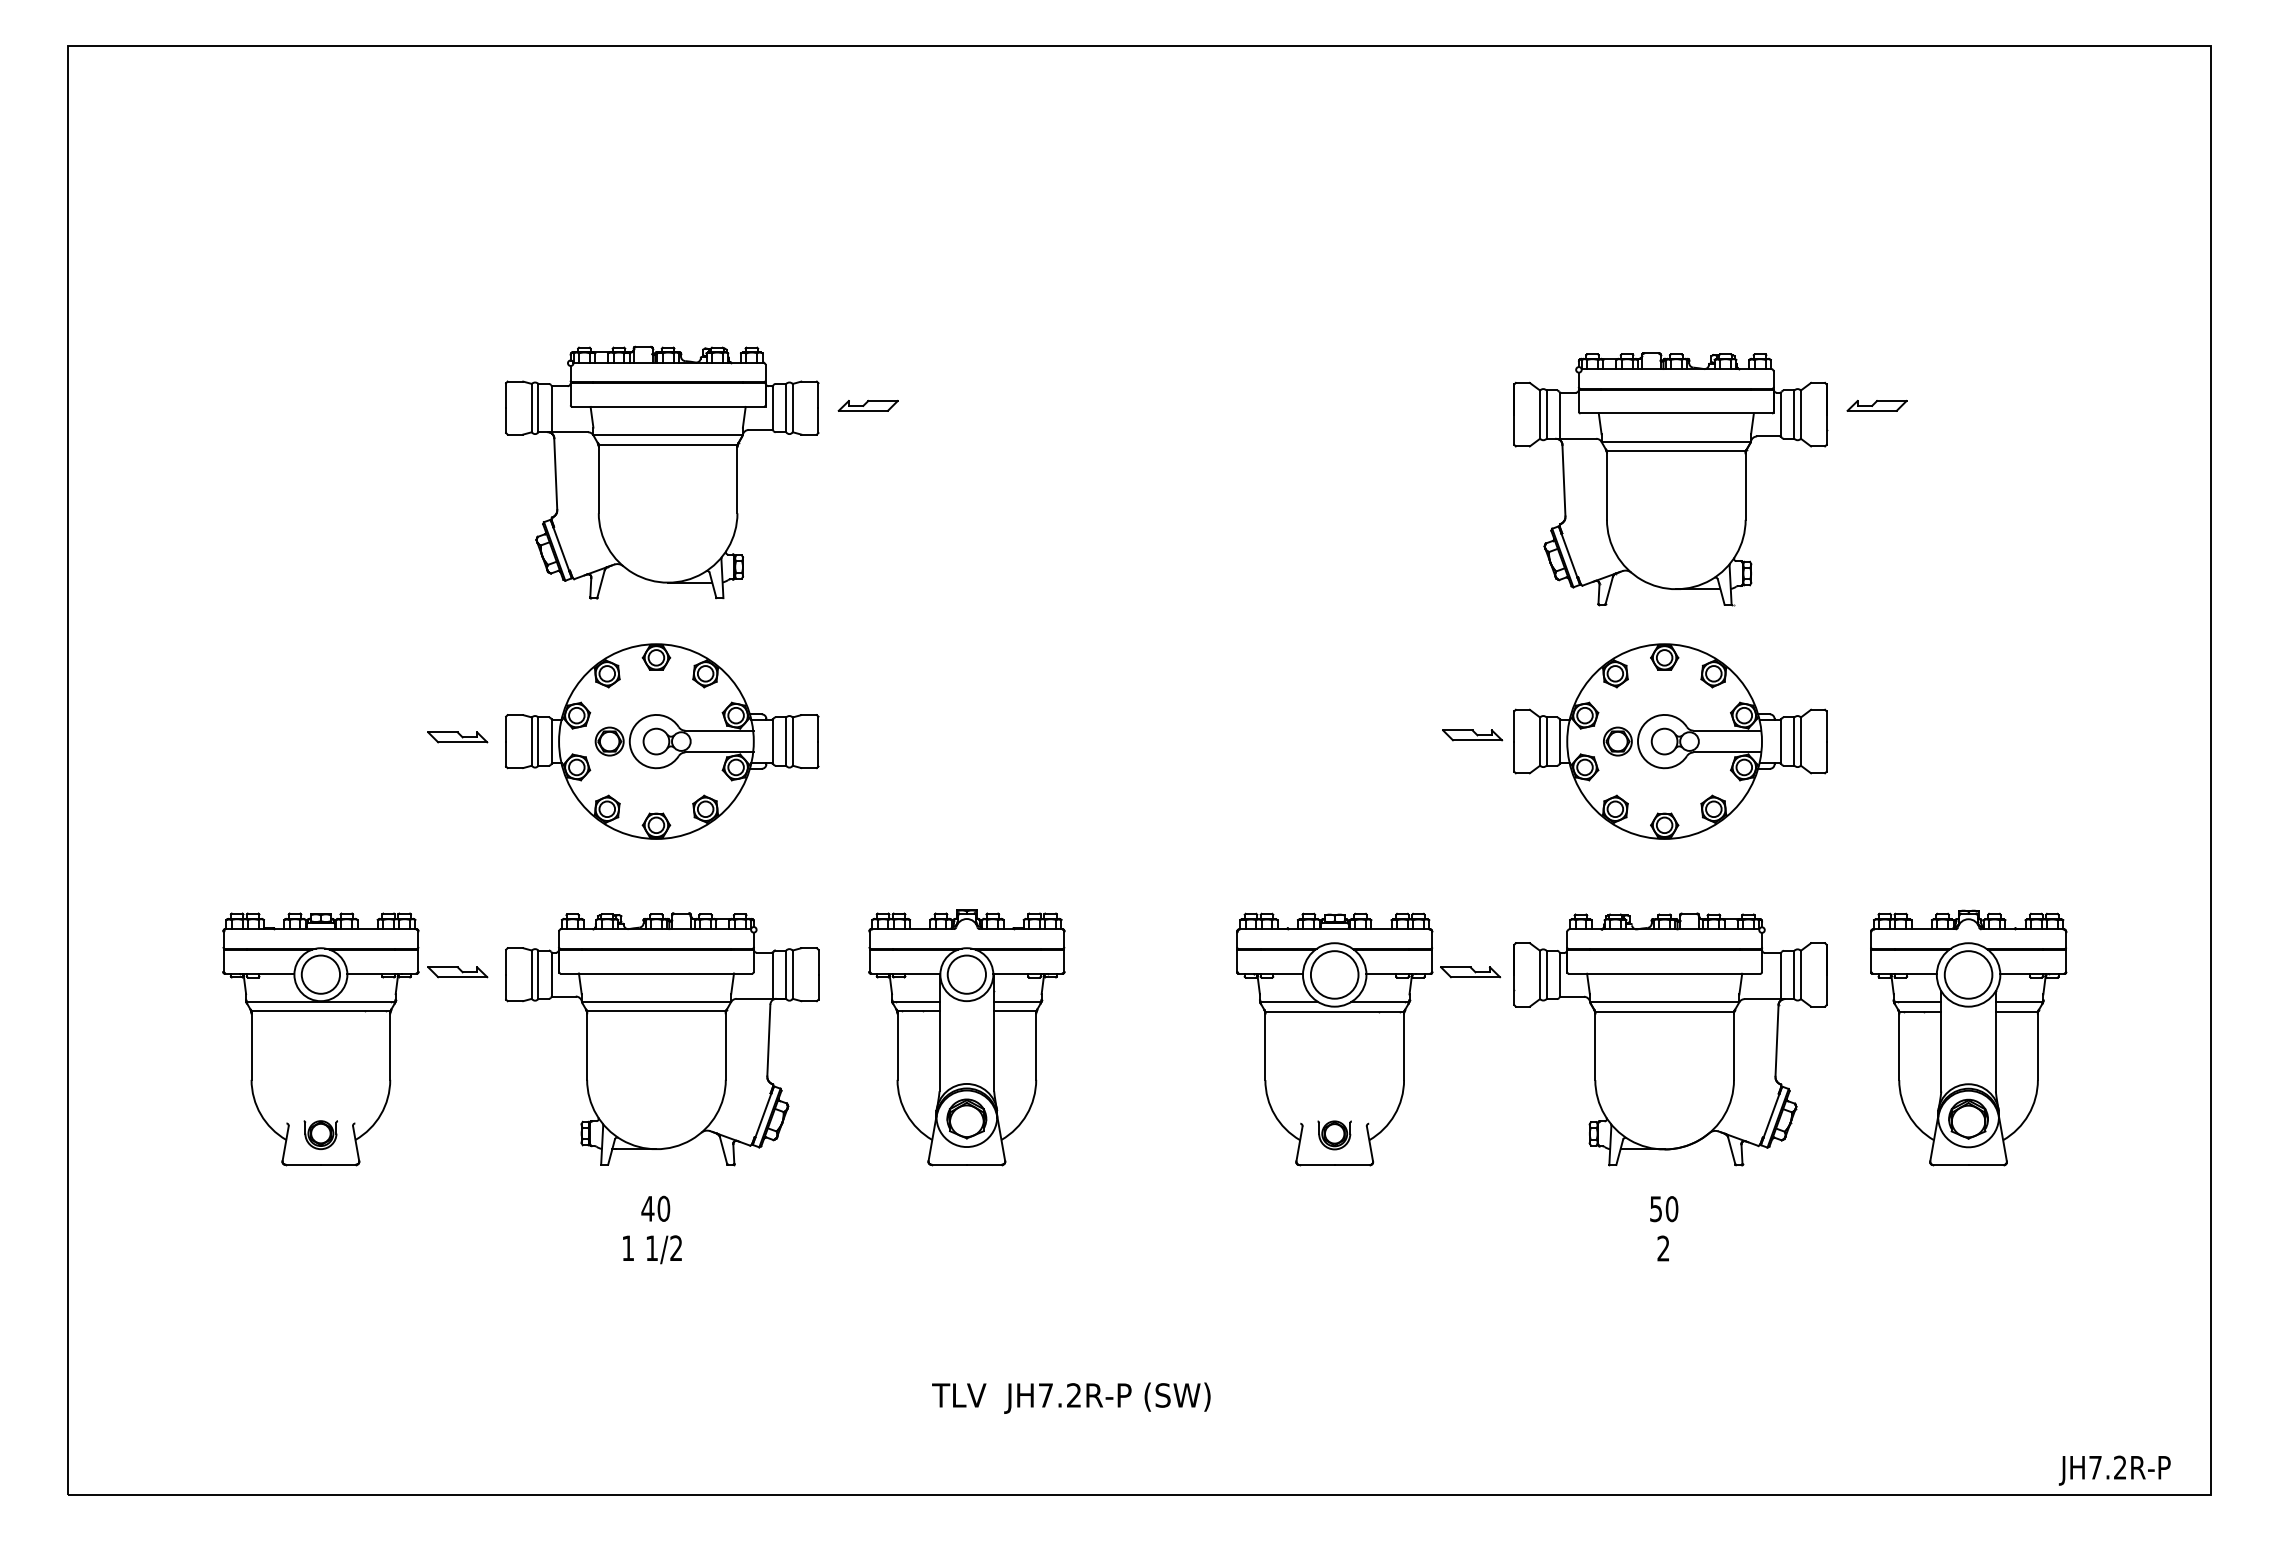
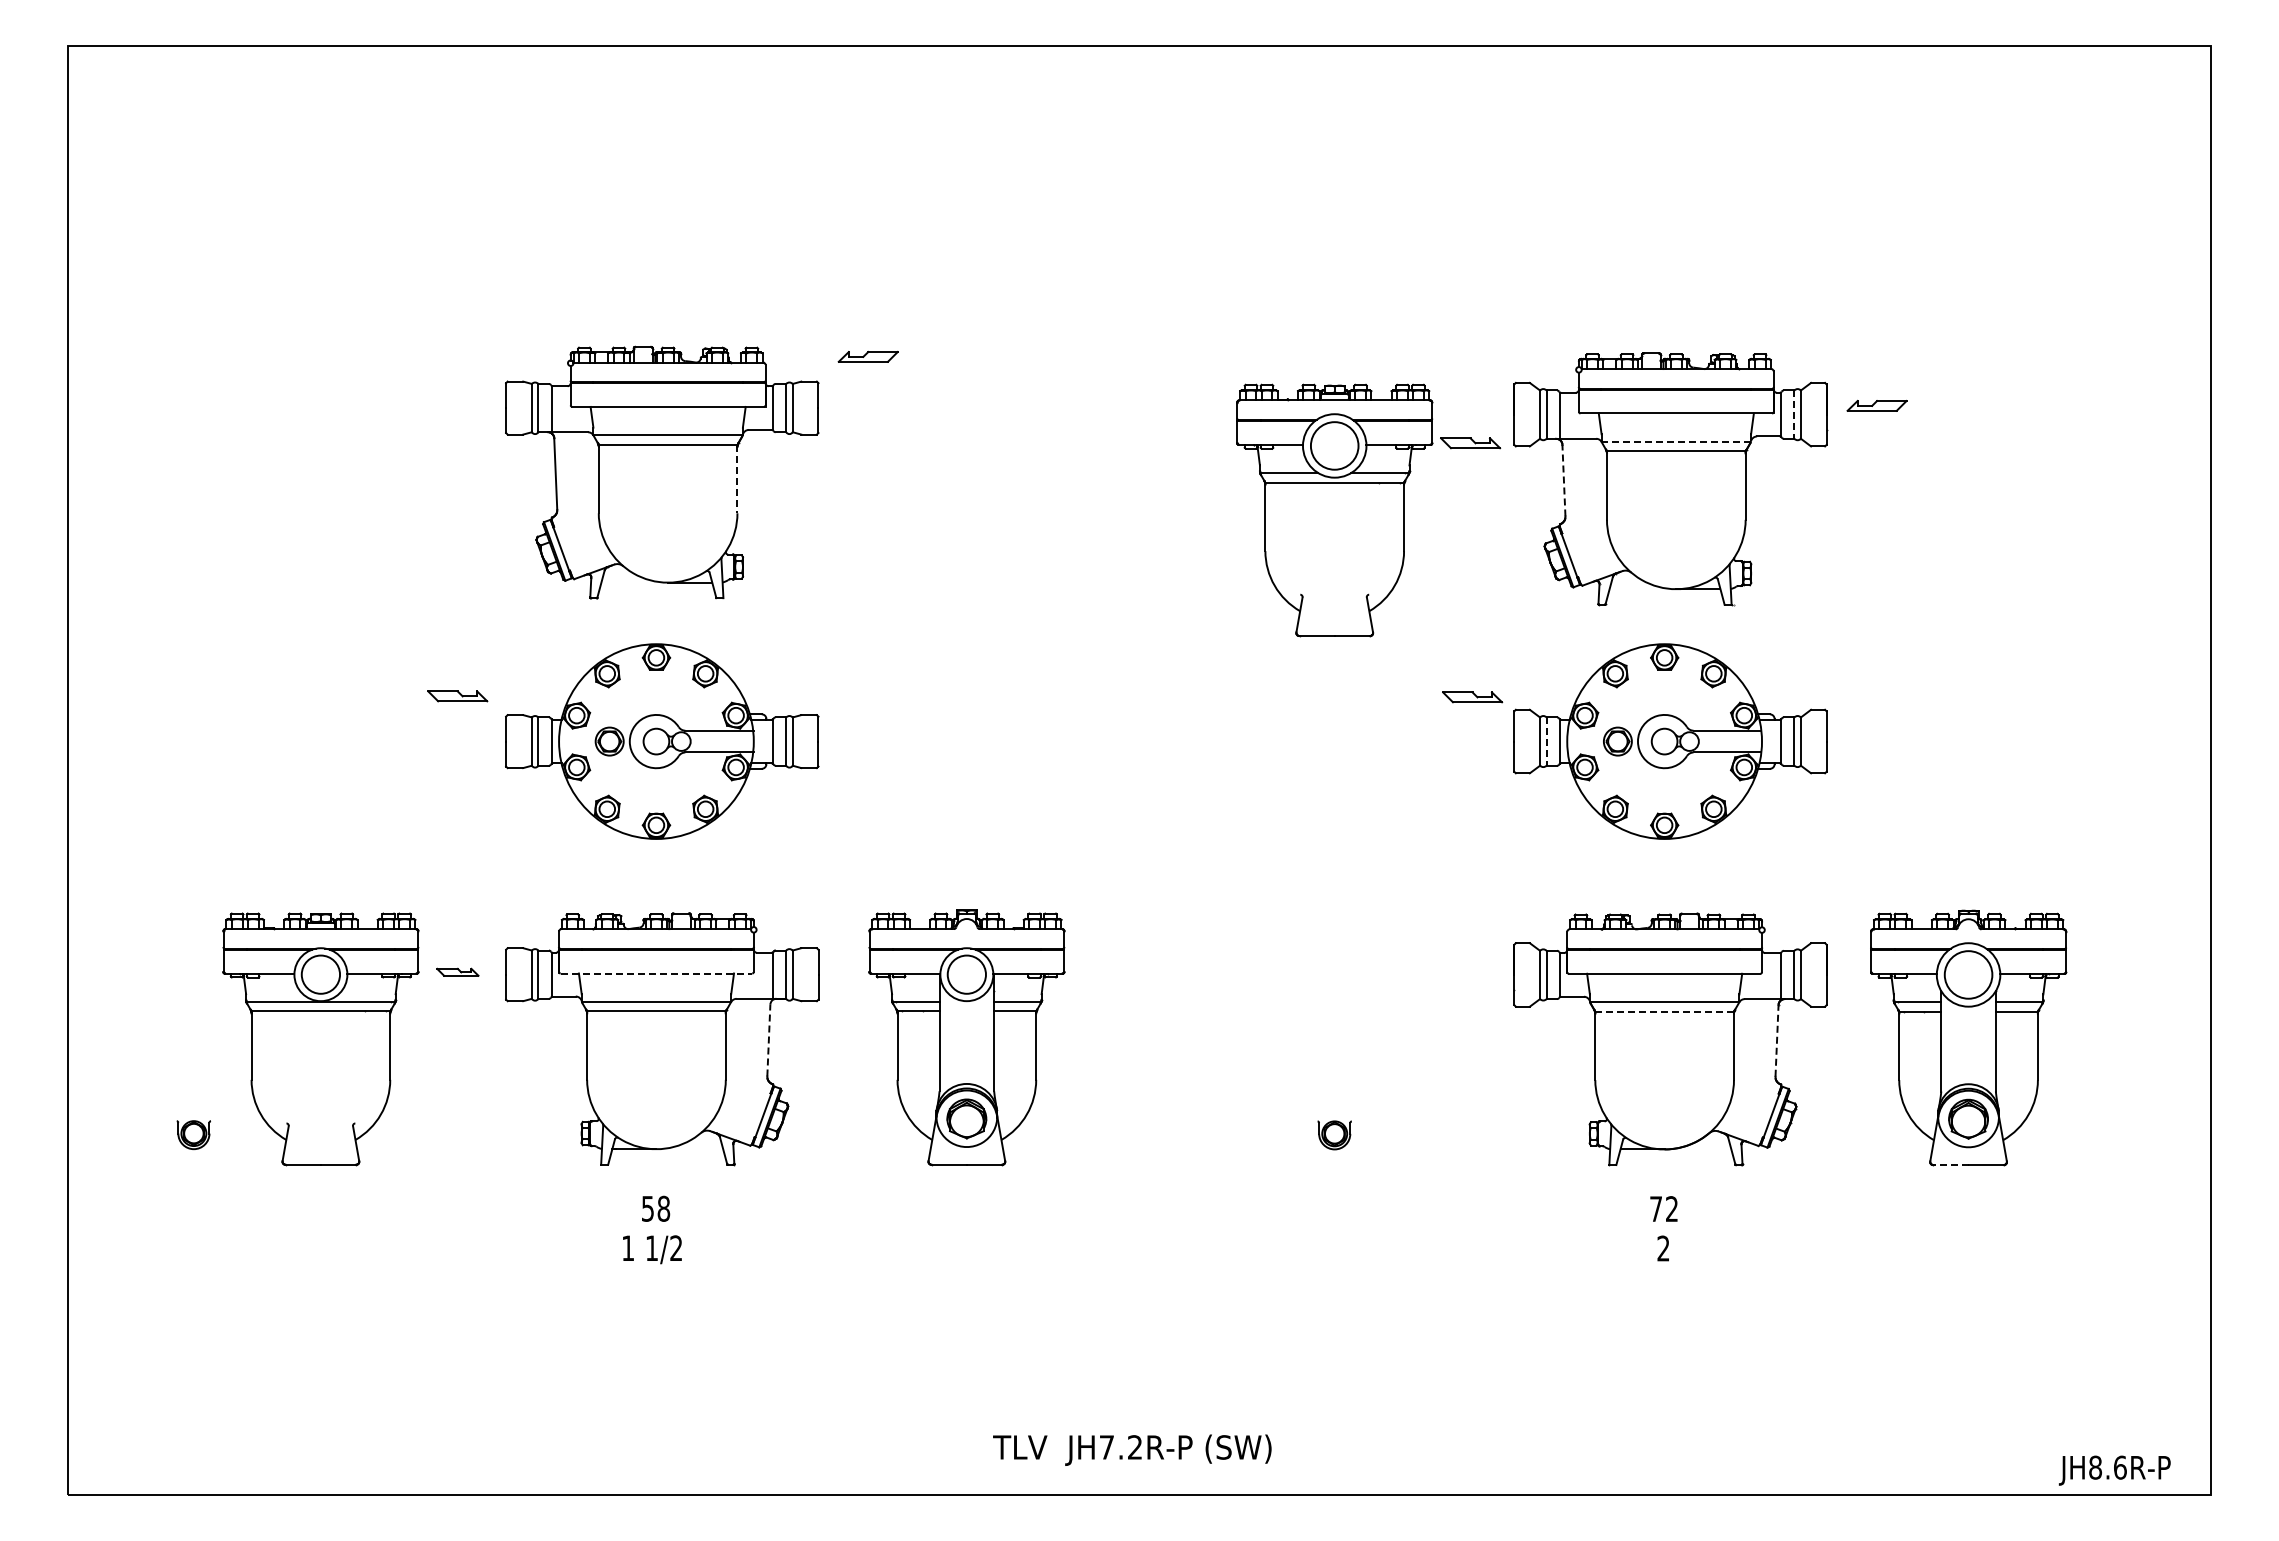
part position: (867, 405) -> (867, 356) (867, 356)
line: solid -> dashed (1794, 415)
line: solid -> dashed (1676, 441)
line: solid -> dashed (737, 479)
line: solid -> dashed (1563, 480)
part position: (1472, 735) -> (1472, 697) (1472, 697)
part position: (457, 737) -> (457, 696) (457, 696)
line: solid -> dashed (1546, 742)
part size: 62x13 px -> 44x10 px (457, 971)
line: solid -> dashed (656, 973)
line: solid -> dashed (1665, 1011)
part position: (1368, 1039) -> (1368, 510) (1368, 510)
line: solid -> dashed (768, 1040)
line: solid -> dashed (1777, 1040)
part position: (320, 1135) -> (193, 1135) (193, 1135)
line: solid -> dashed (1950, 1165)
text: 40 -> 58 (655, 1208)
text: 50 -> 72 (1664, 1209)
text position: (1071, 1397) -> (1132, 1449) (1132, 1449)
text: JH7.2R-P -> JH8.6R-P (2107, 1467)
